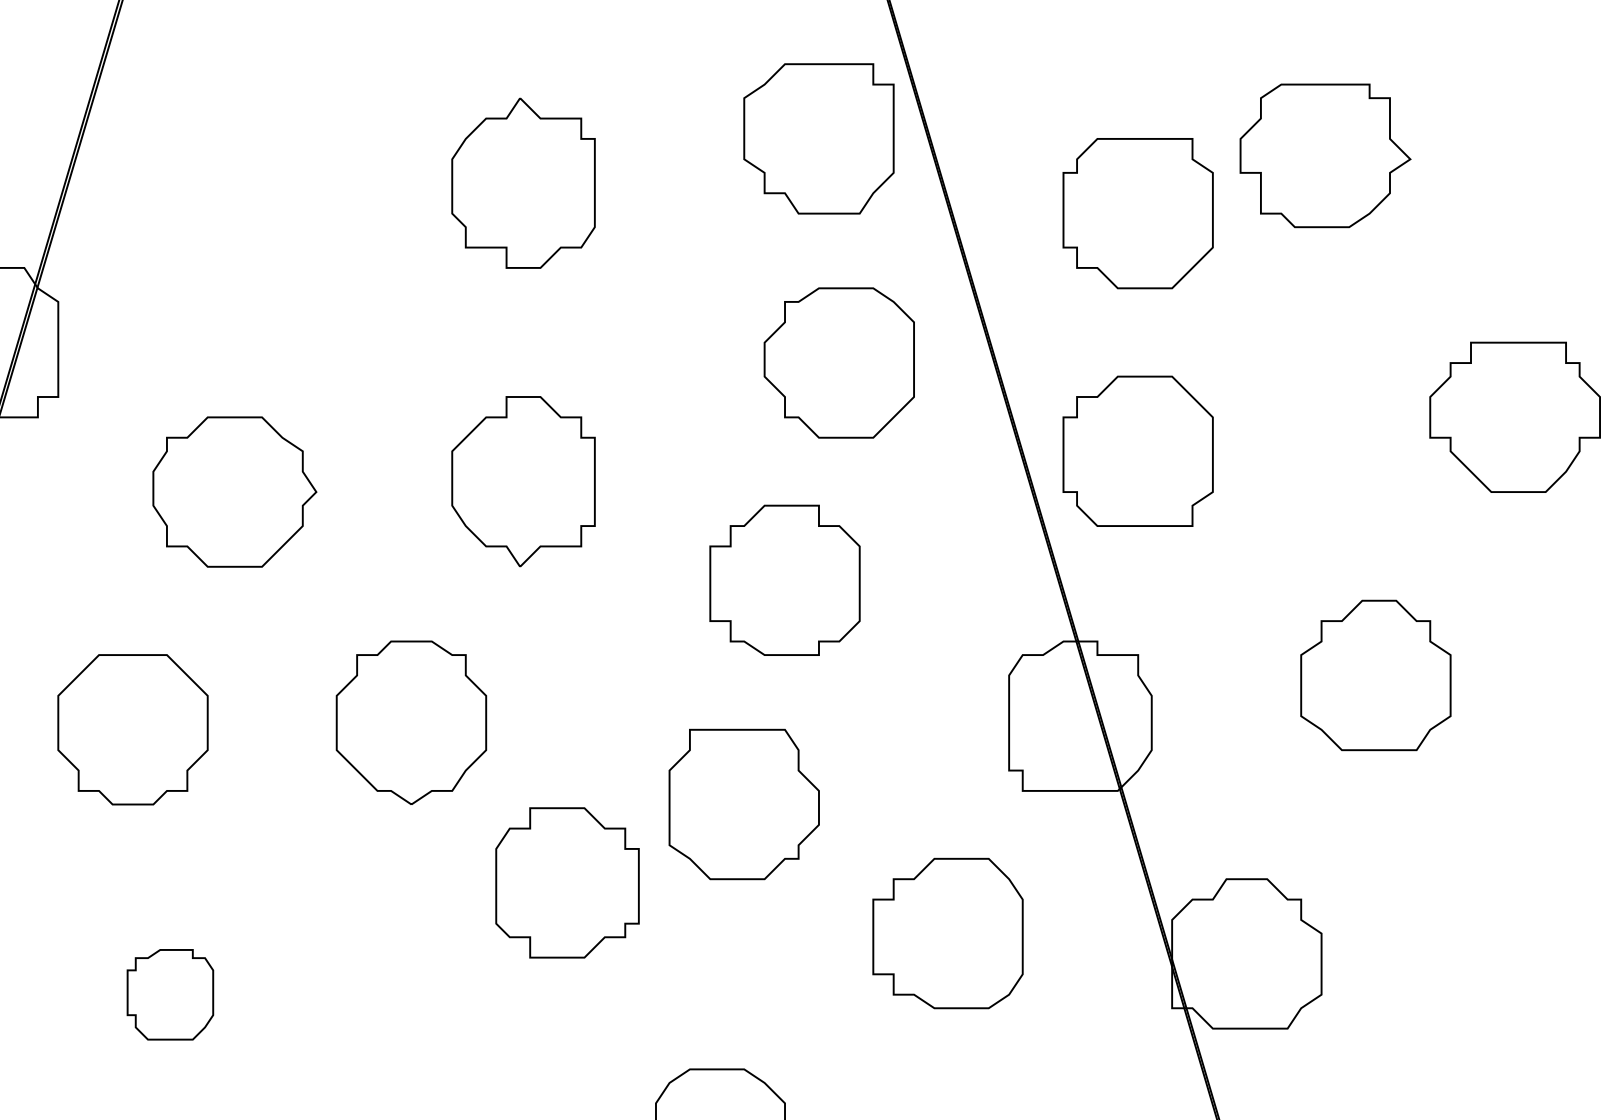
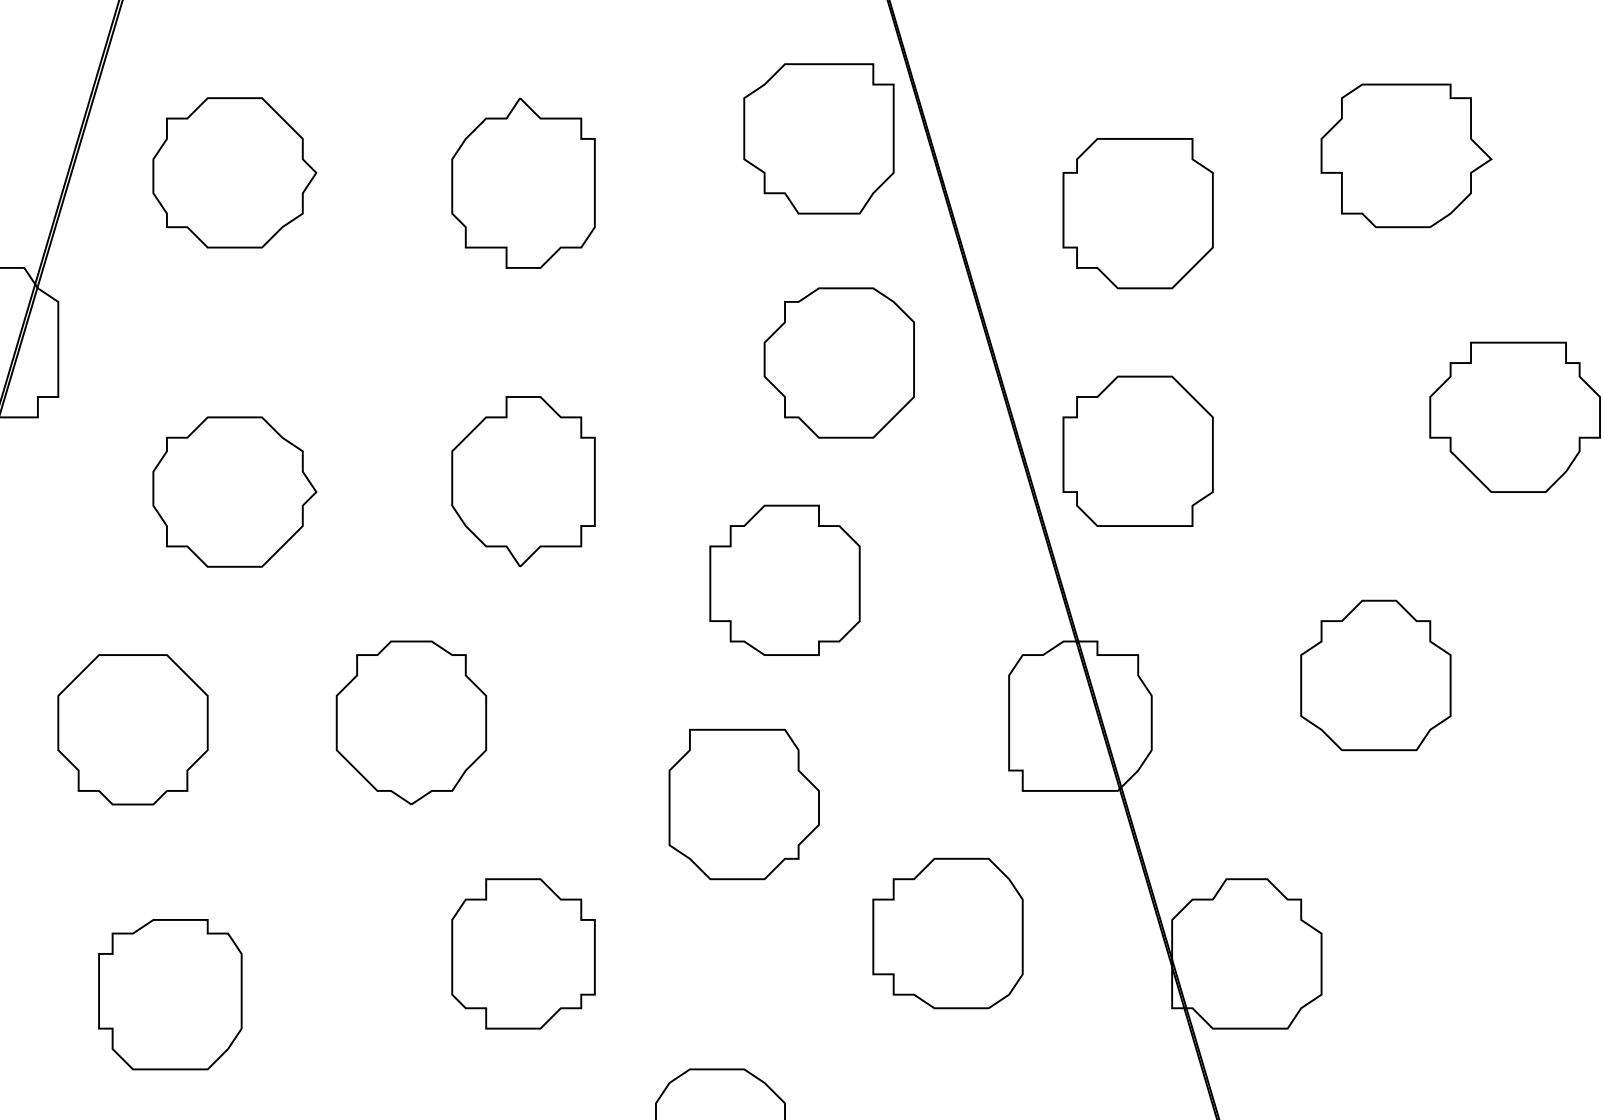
part position: (1325, 155) -> (1406, 155) (1406, 155)
part: none -> present (234, 172)
part position: (567, 882) -> (523, 953) (523, 953)
part size: 89x92 px -> 145x152 px (170, 994)
